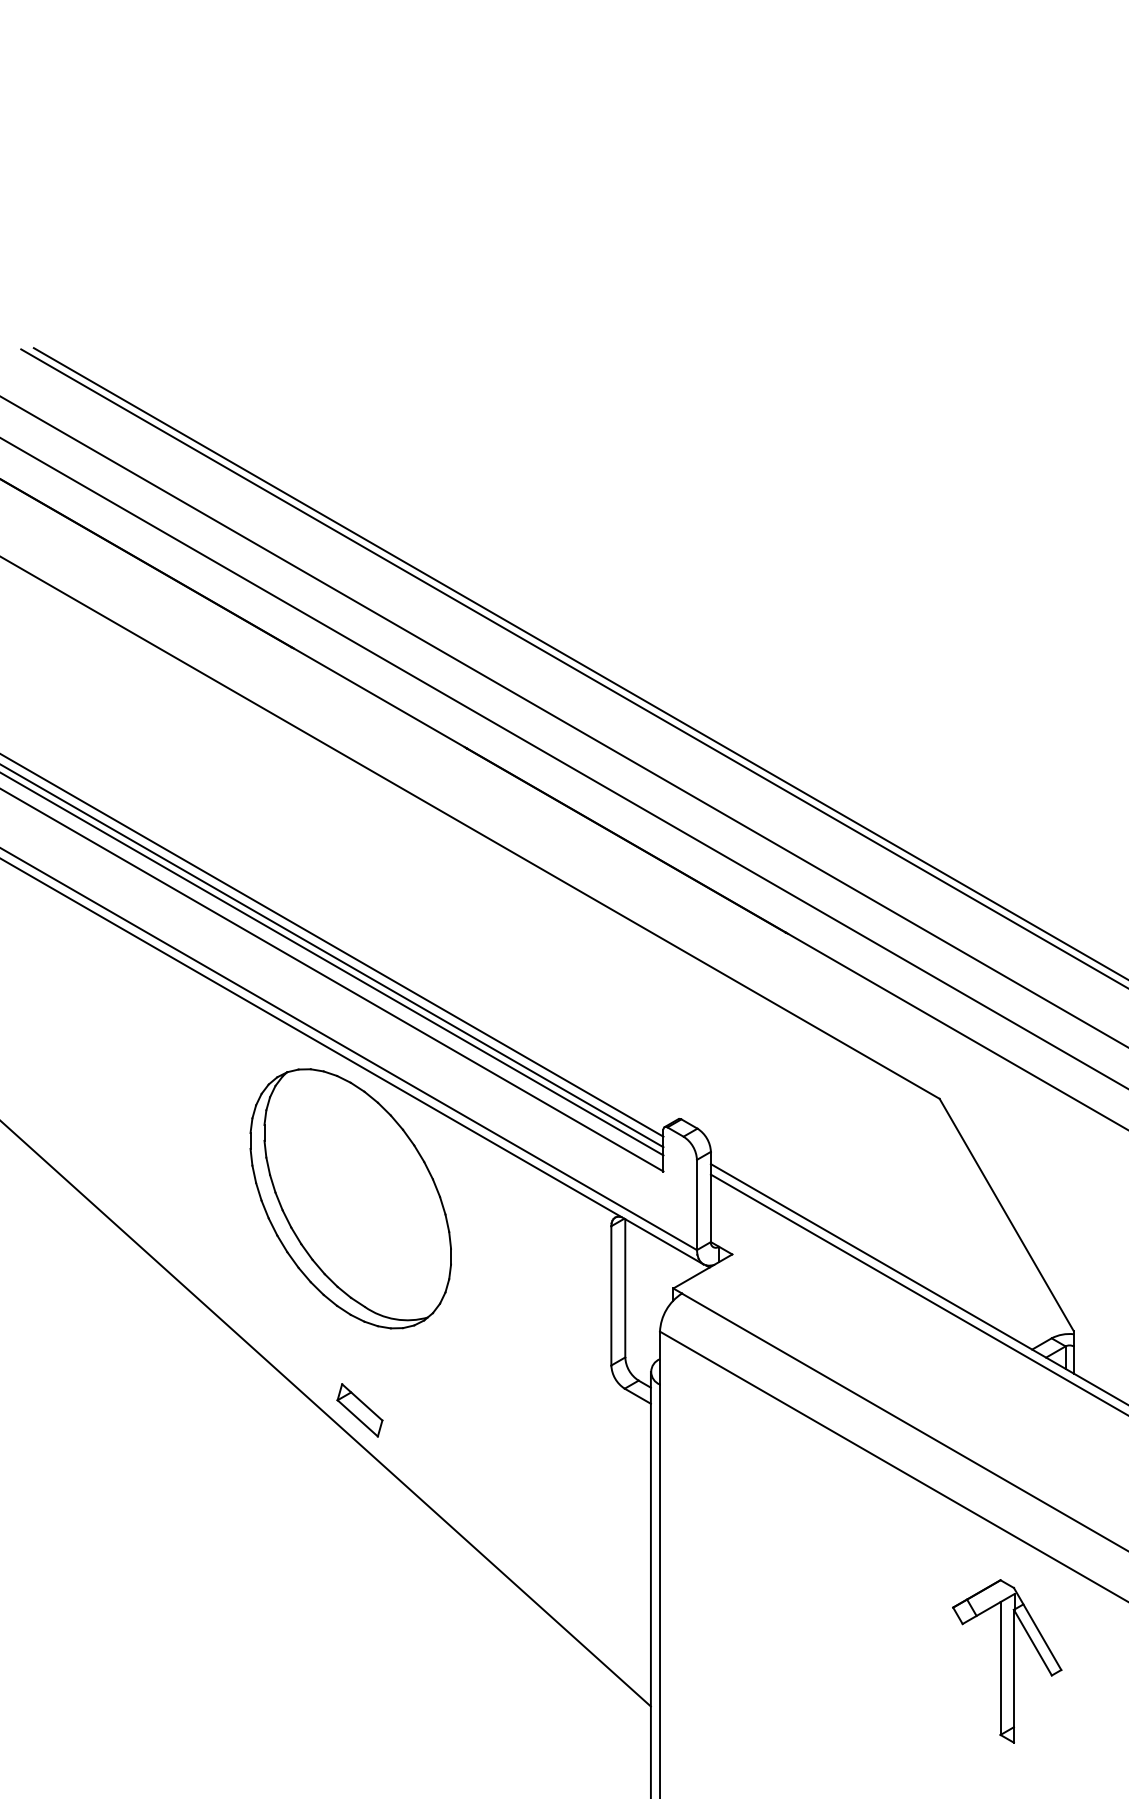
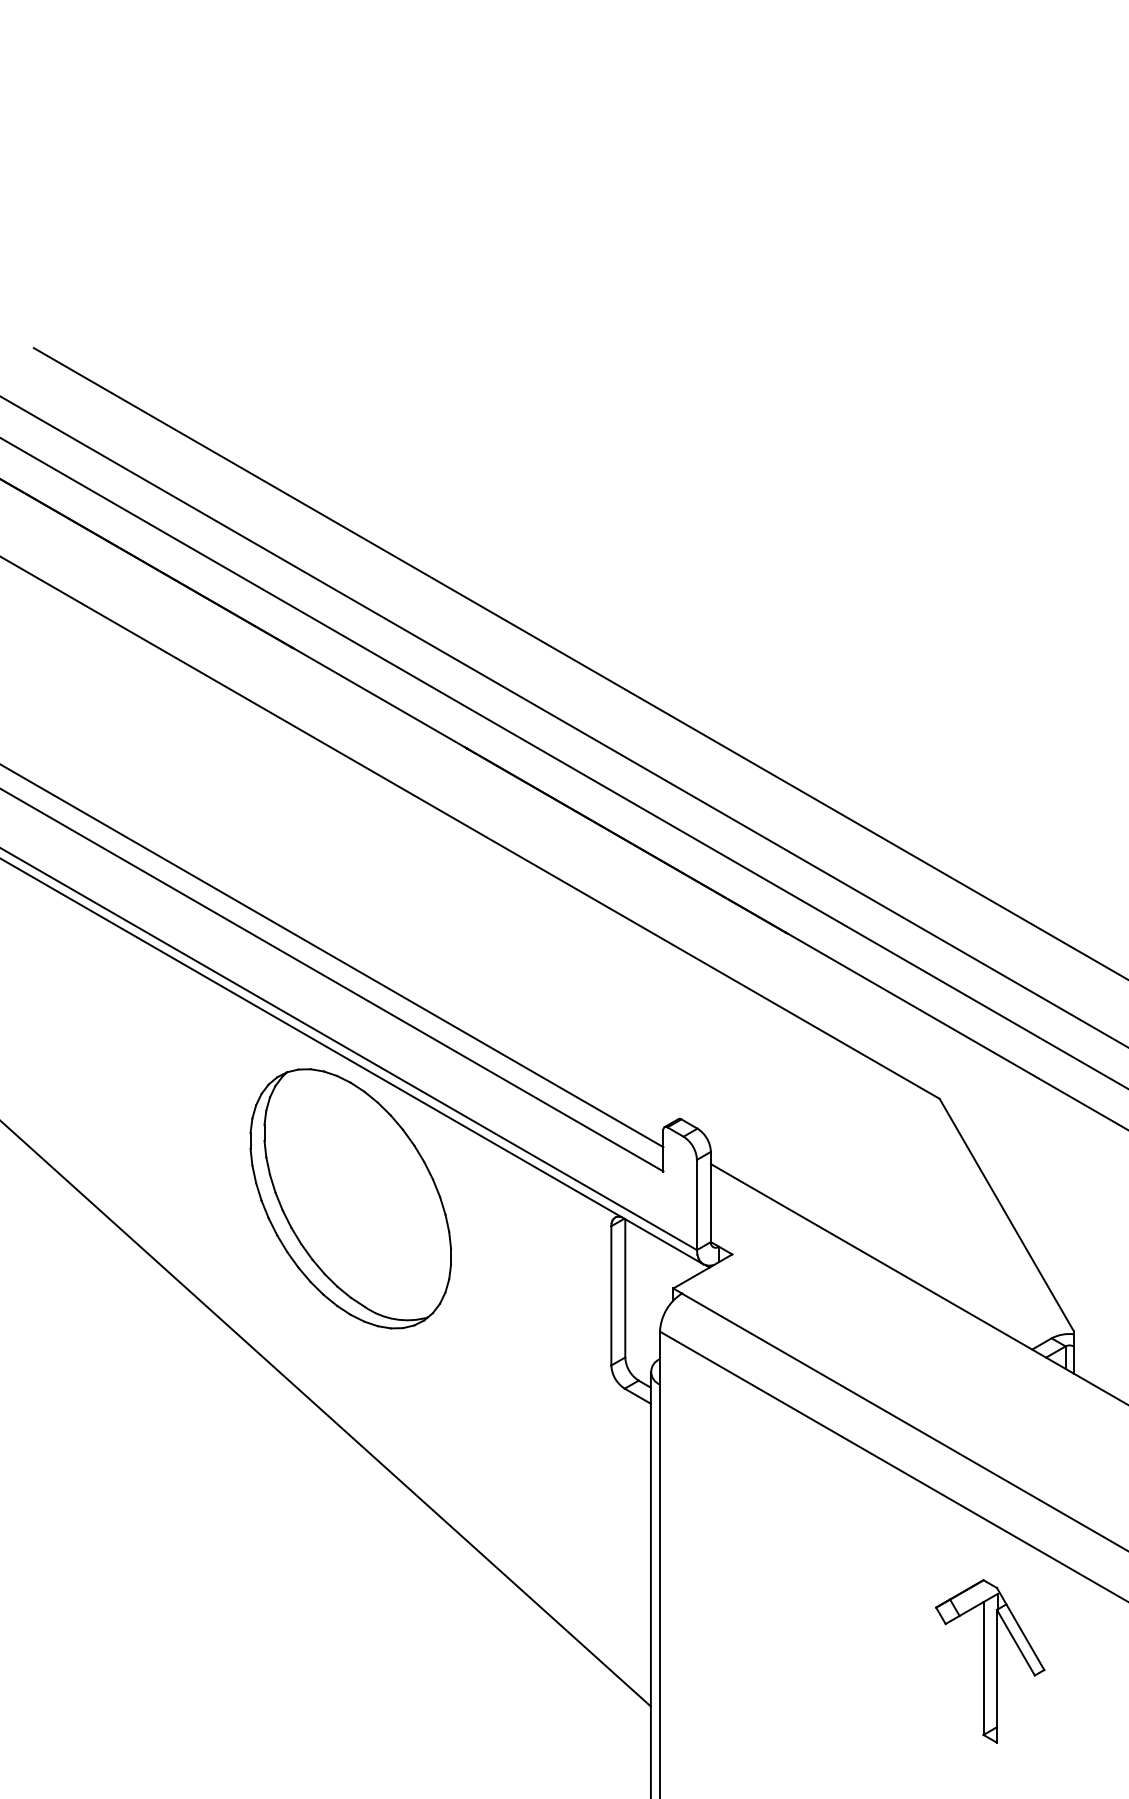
line: present -> none (573, 667)
line: present -> none (332, 945)
line: present -> none (332, 964)
line: present -> none (917, 1293)
part: present -> none (359, 1410)
part position: (1007, 1661) -> (990, 1661) (990, 1661)
